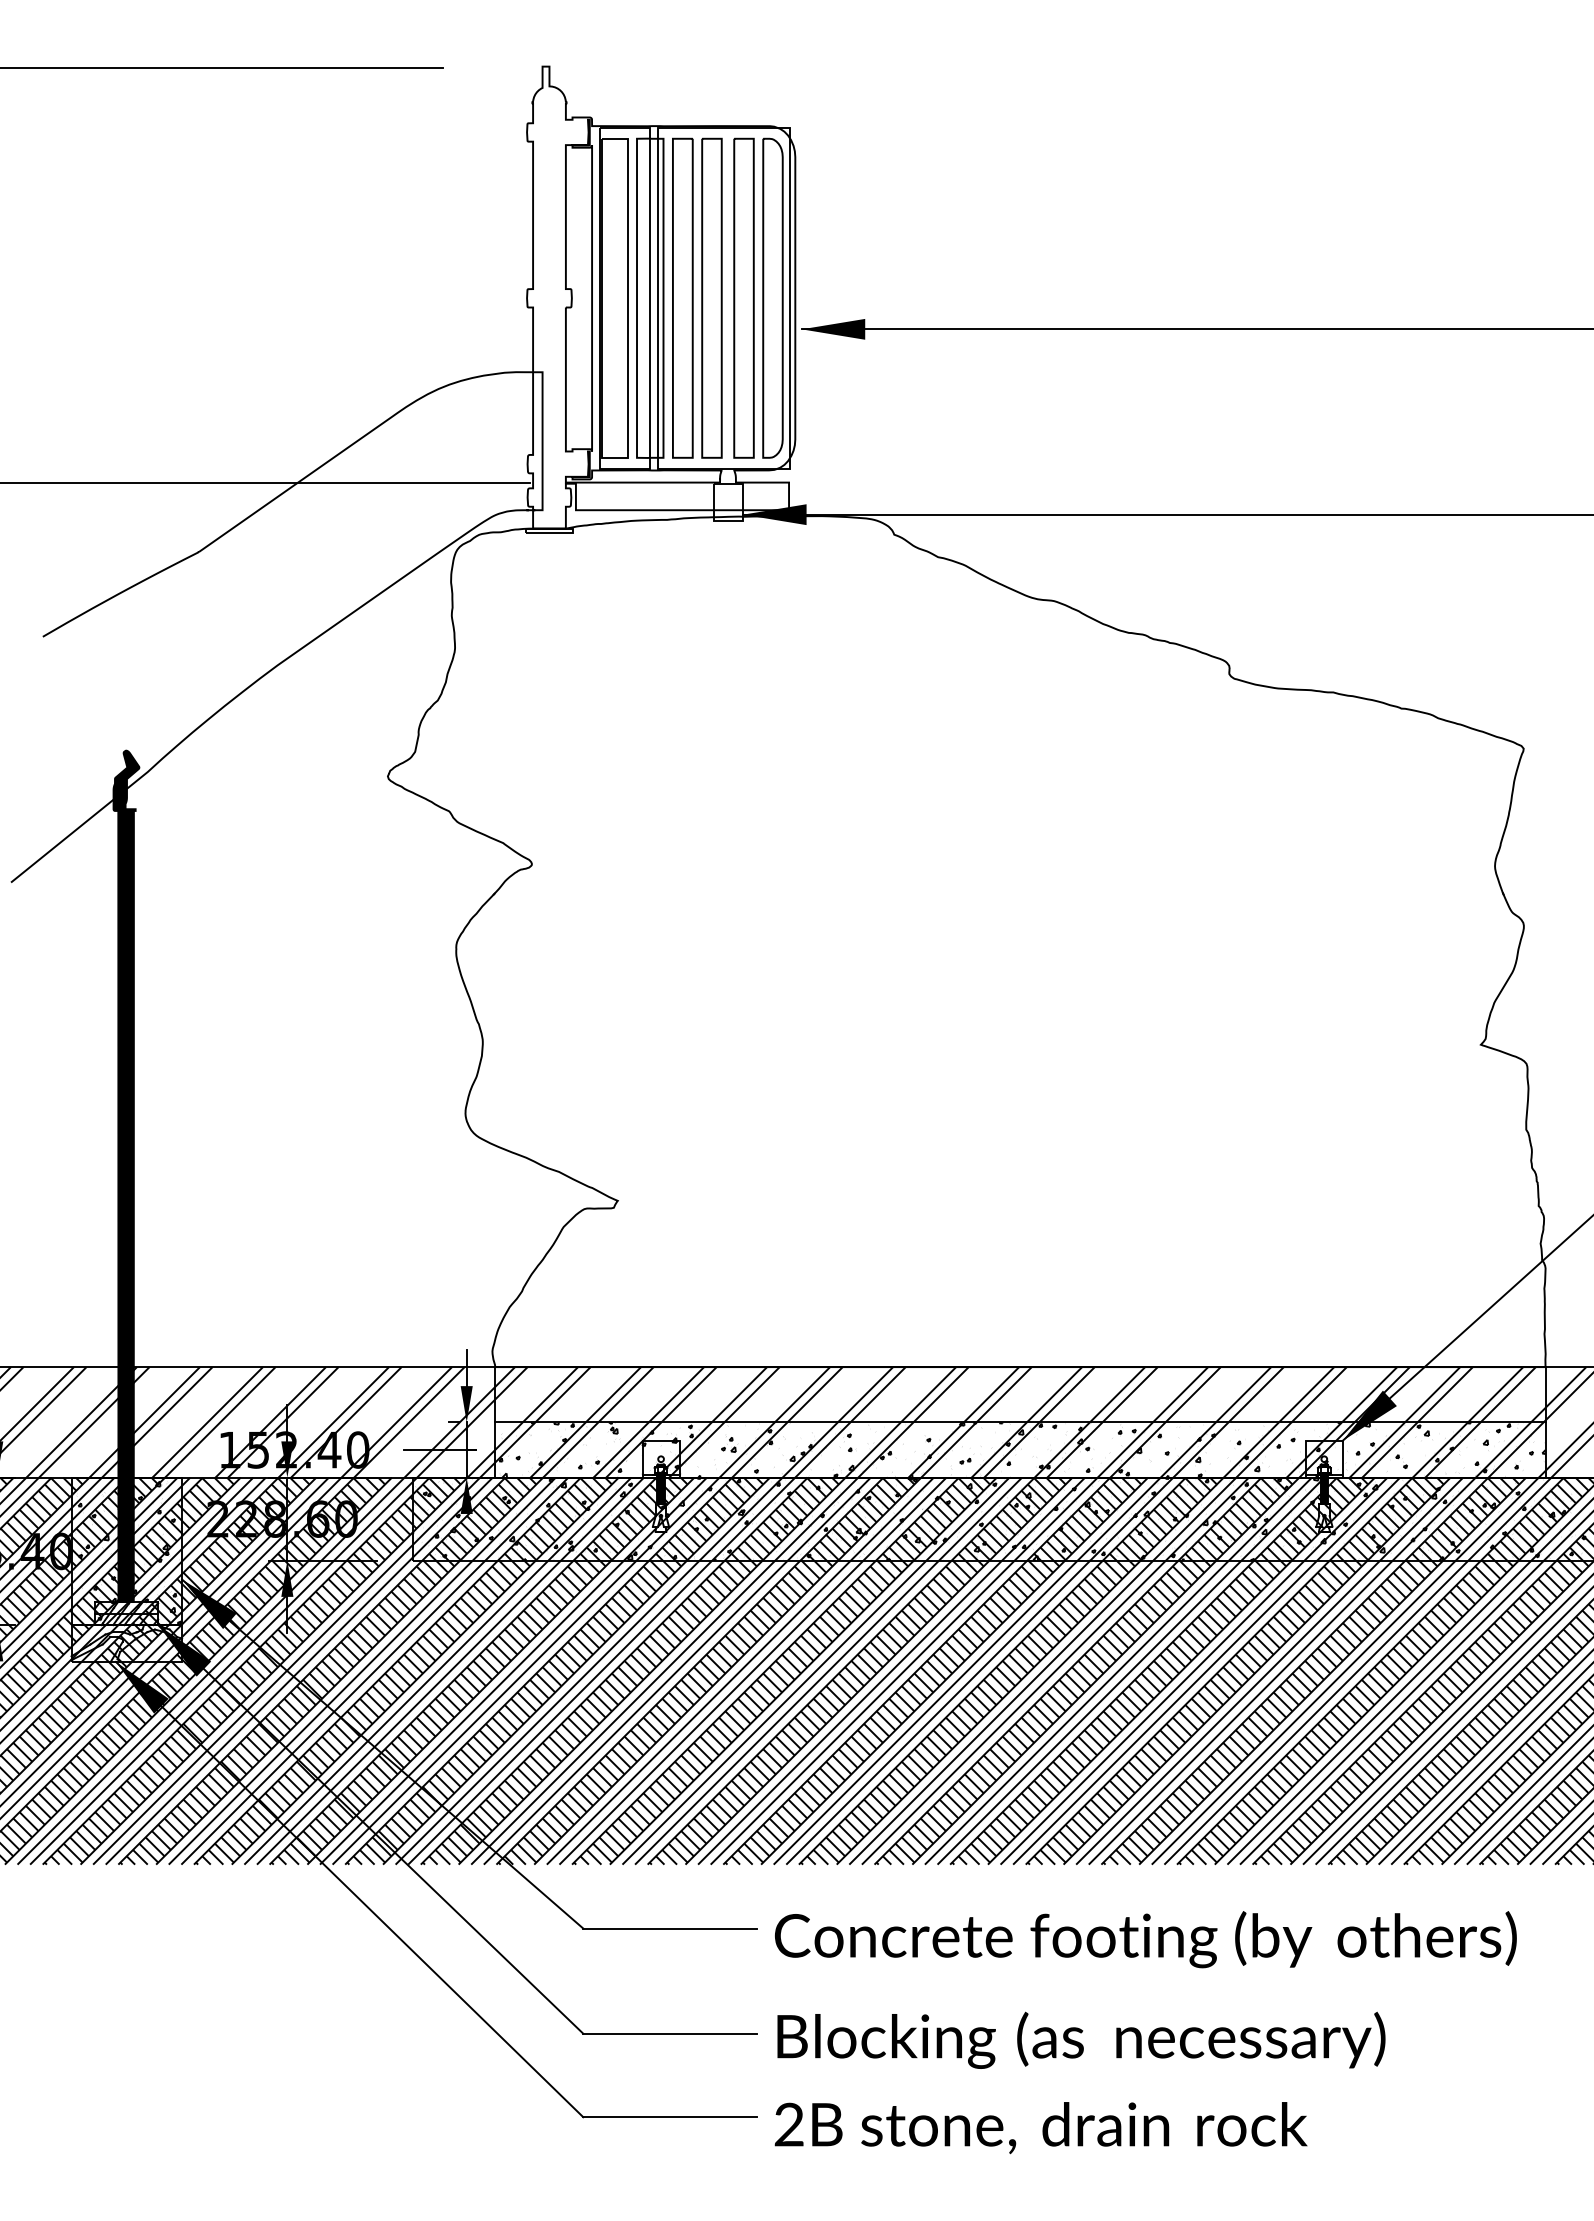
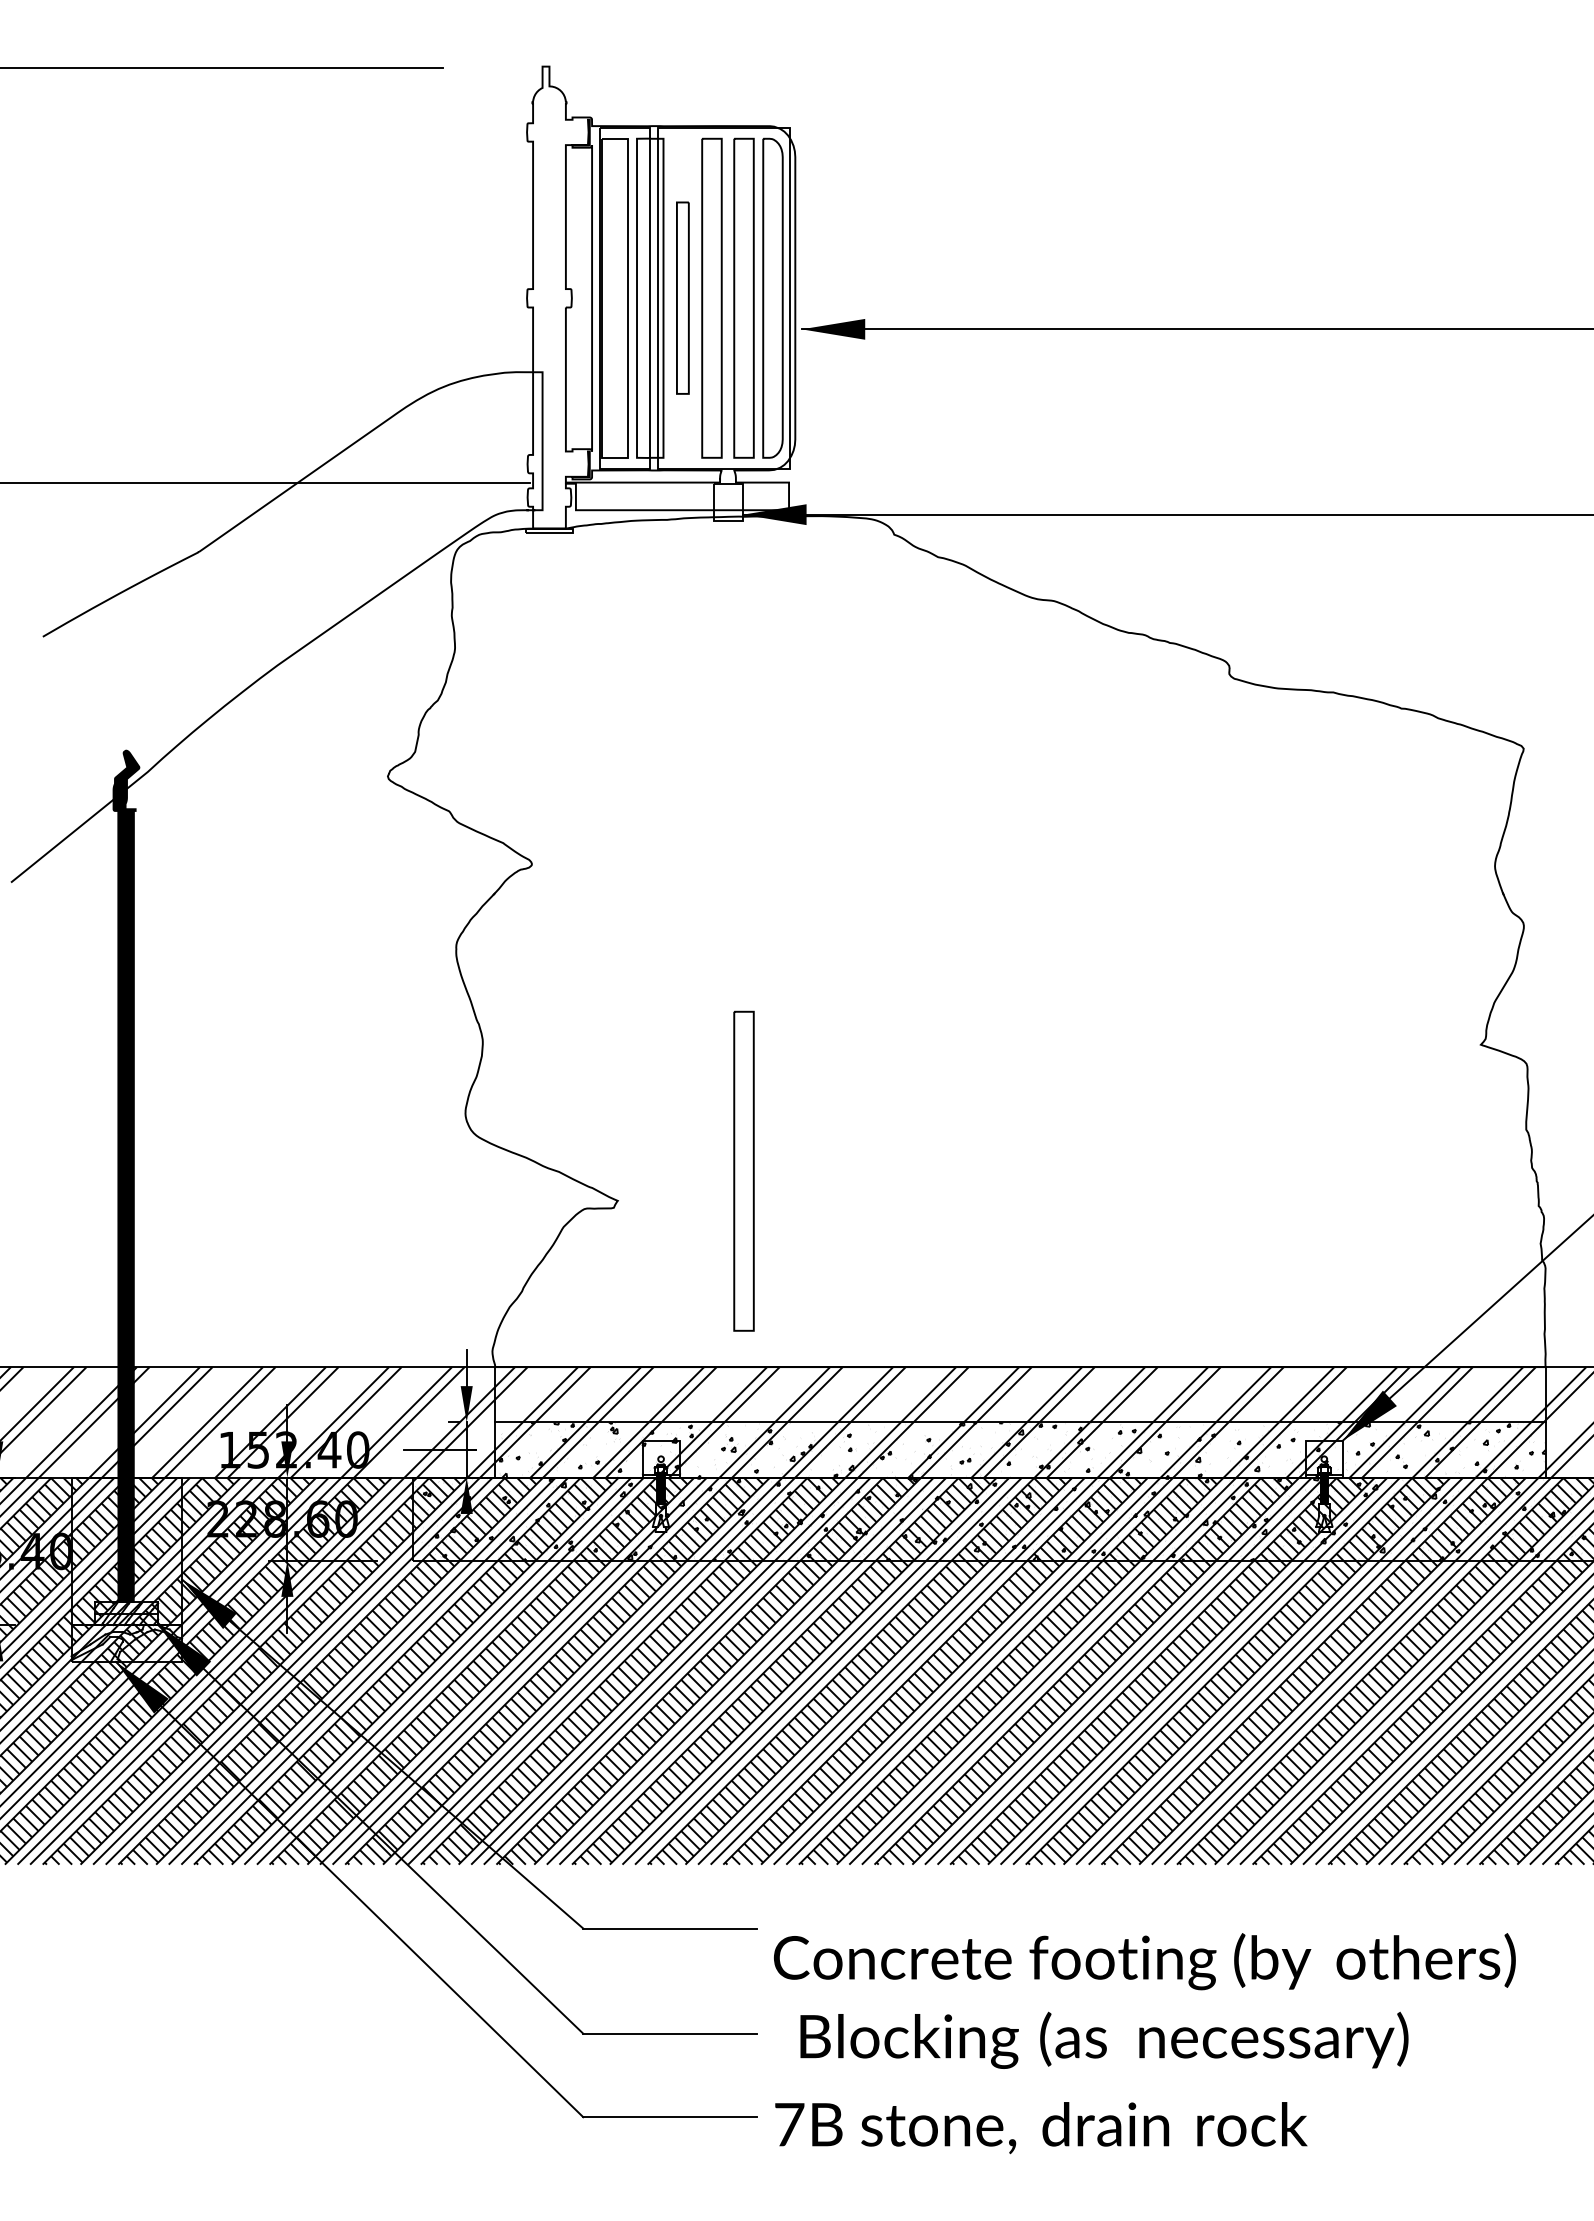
part size: 22x322 px -> 14x194 px (682, 297)
part: none -> present (743, 1170)
hatch: present -> none (126, 1551)
text position: (1145, 1939) -> (1144, 1961) (1144, 1961)
text position: (1081, 2039) -> (1104, 2039) (1104, 2039)
text: 2B -> 7B (789, 2124)
